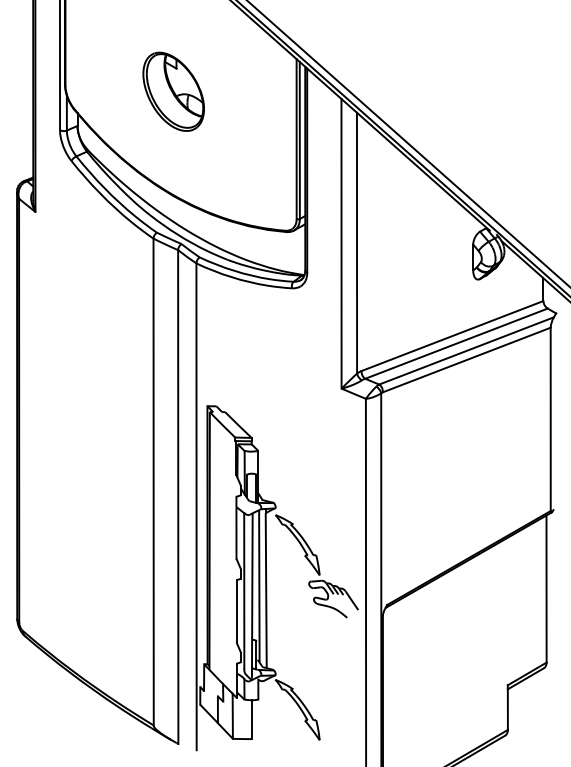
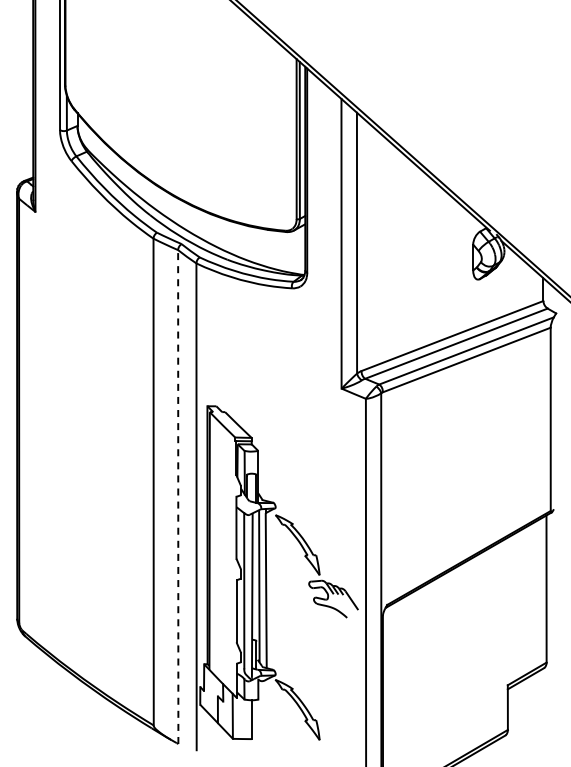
part: present -> none (173, 91)
line: present -> none (408, 143)
line: solid -> dashed (178, 497)
